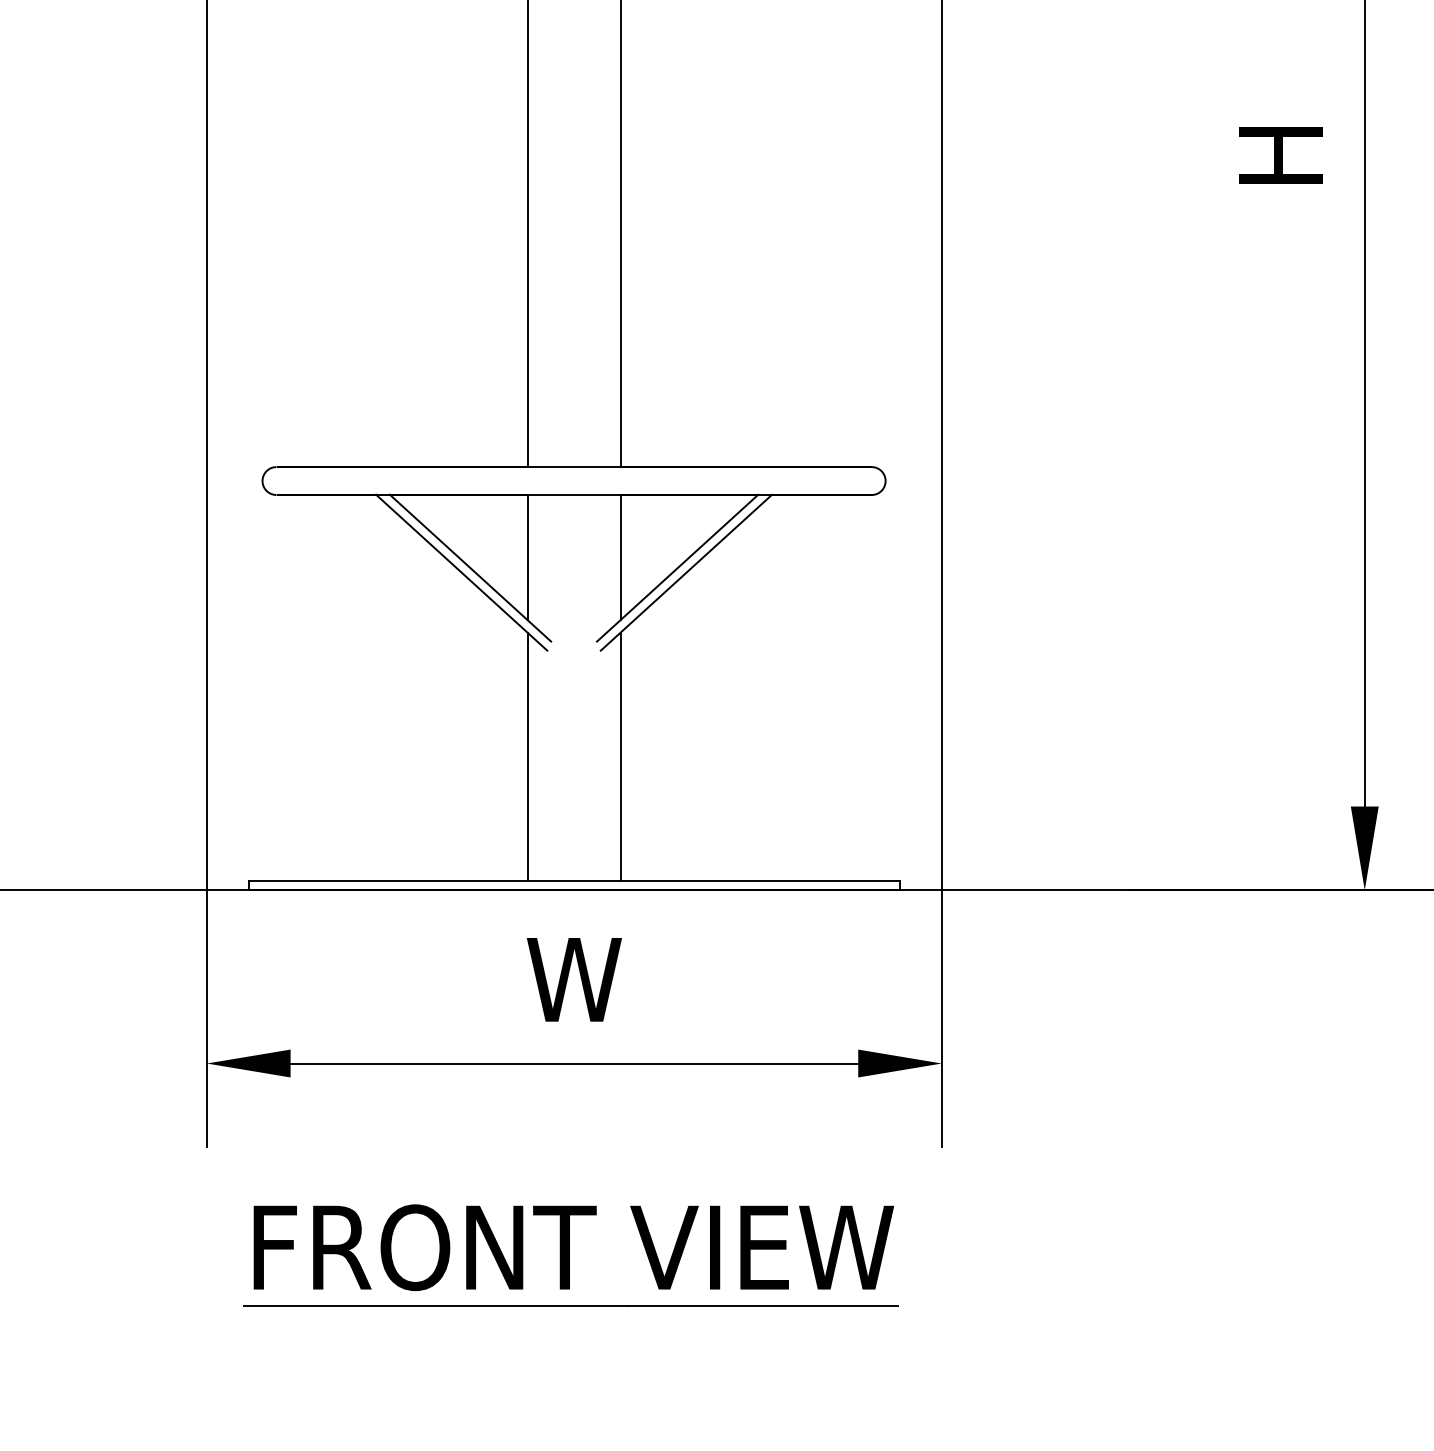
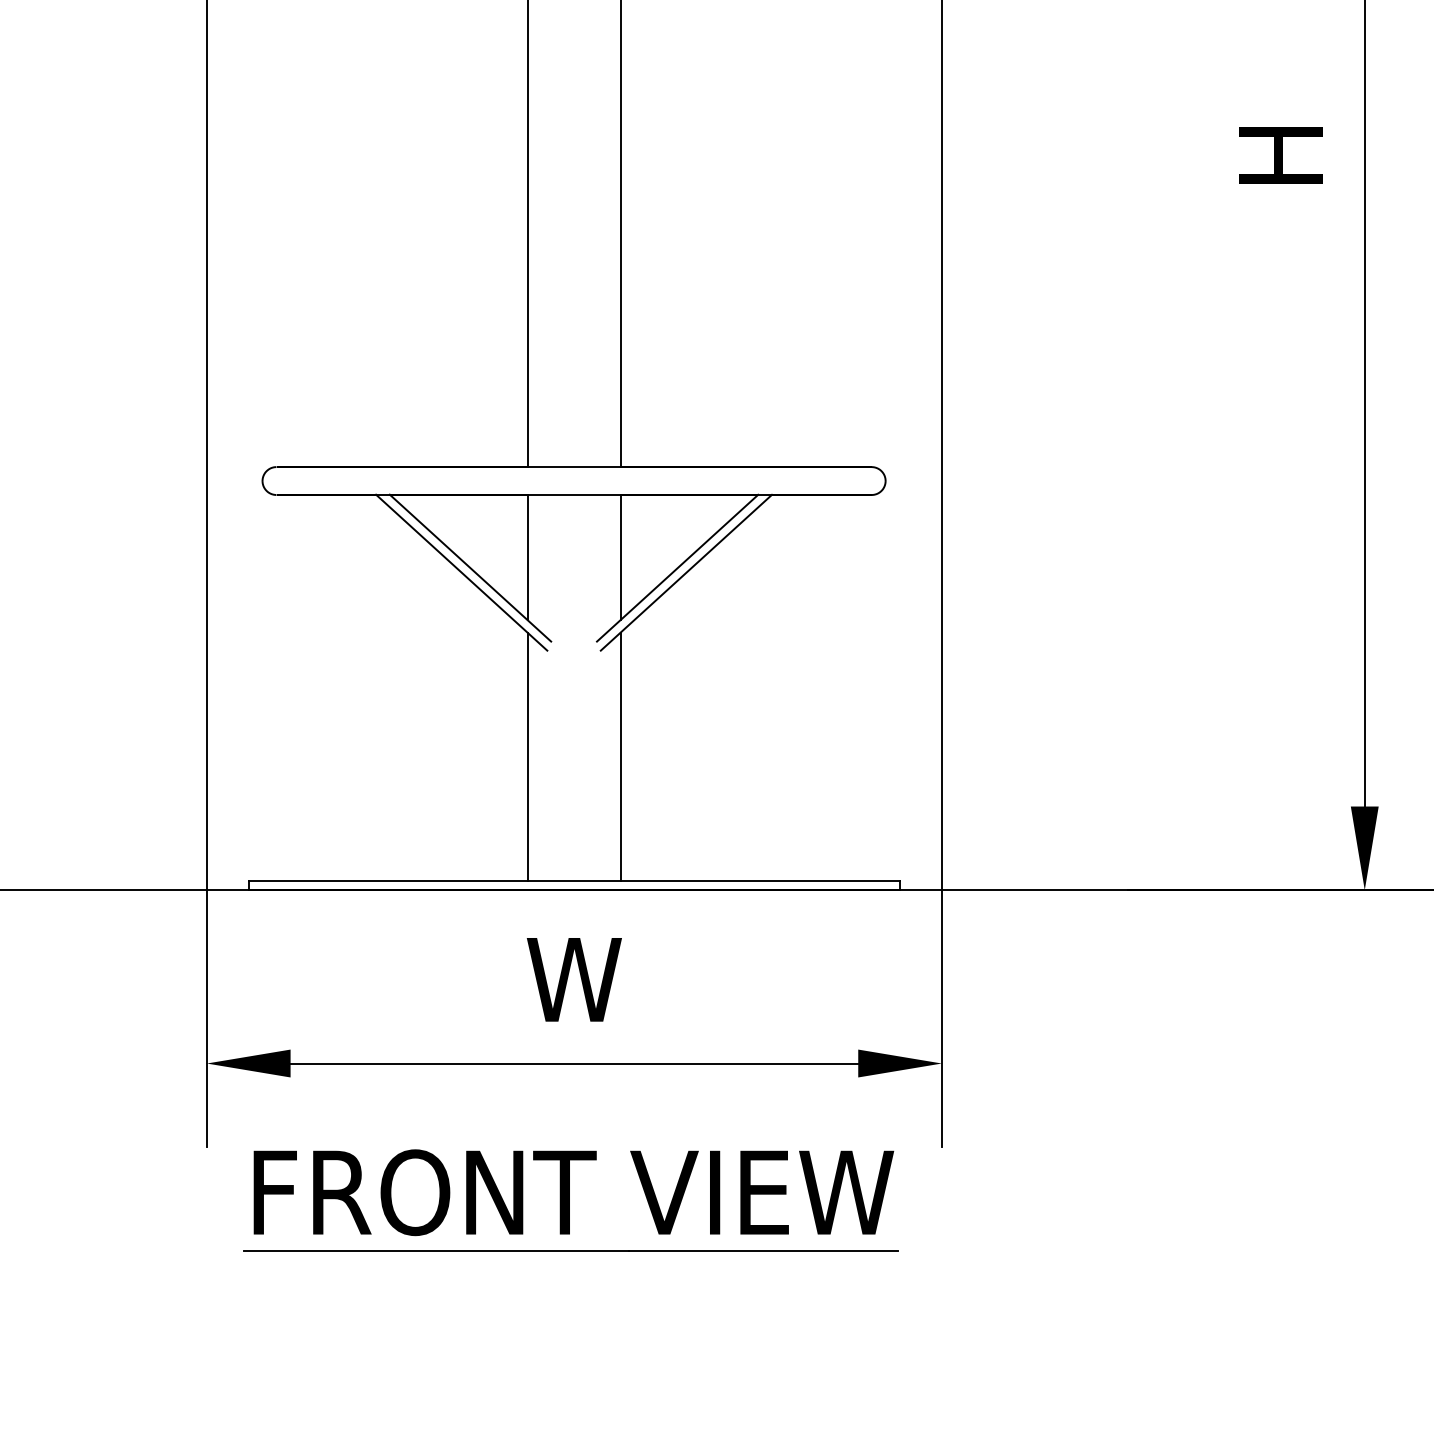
part position: (570, 1255) -> (570, 1200) (570, 1200)
